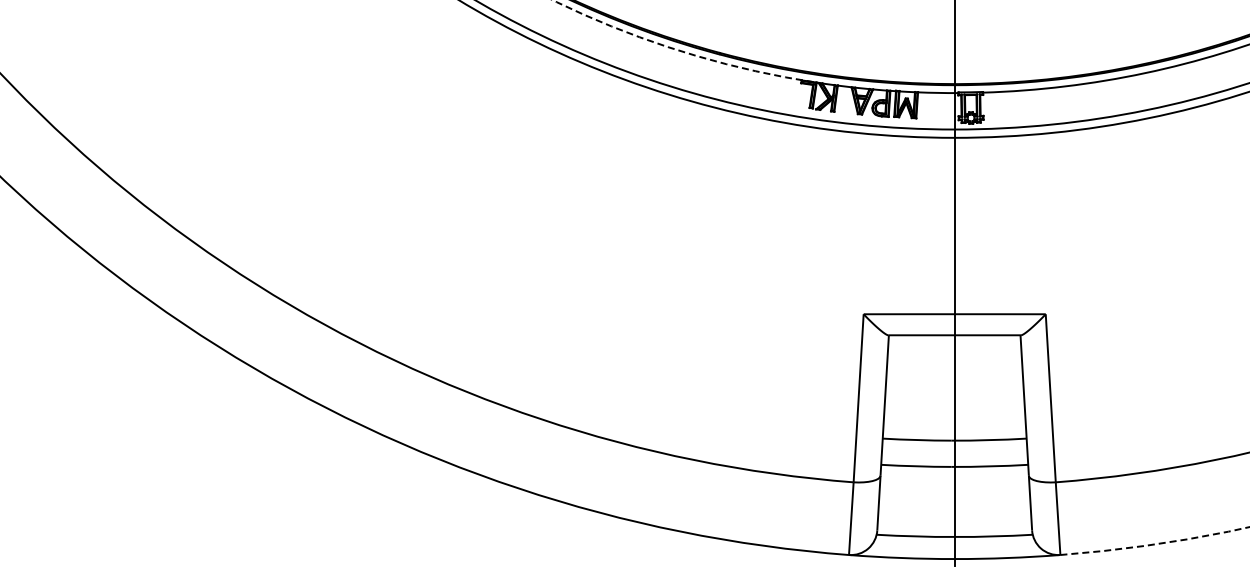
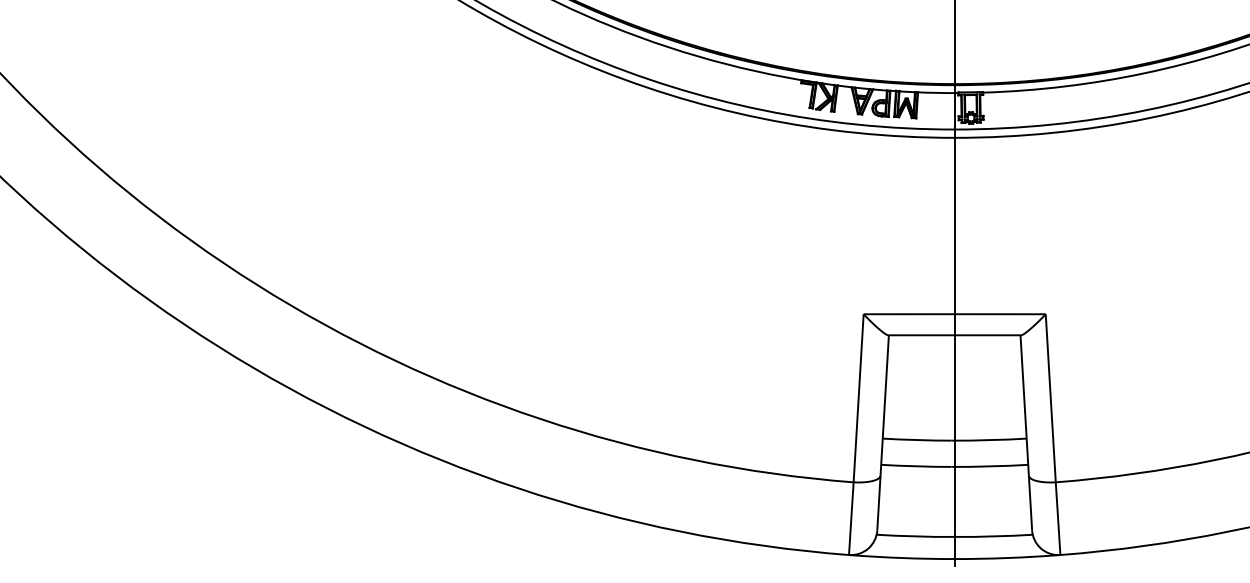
arc: dashed -> solid (681, 51)
arc: dashed -> solid (1156, 544)
